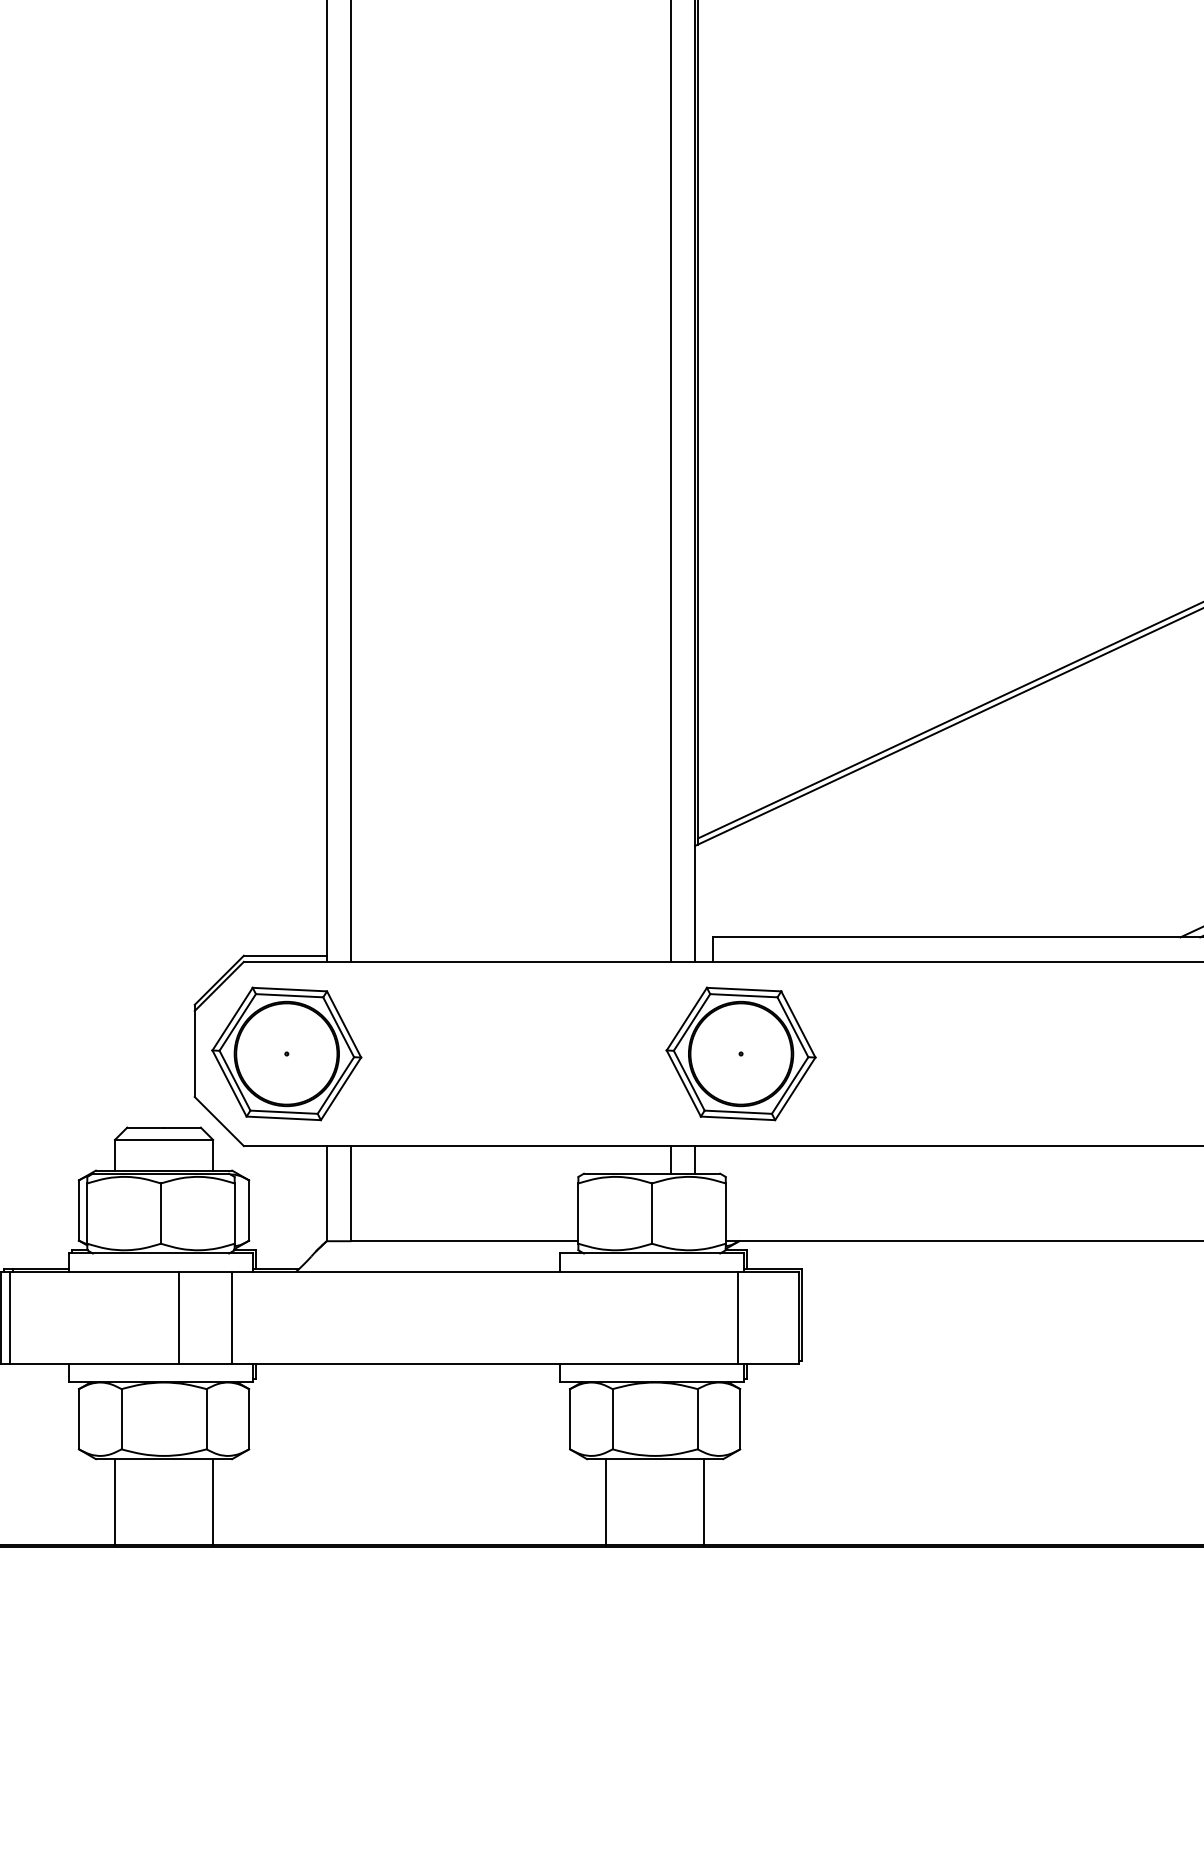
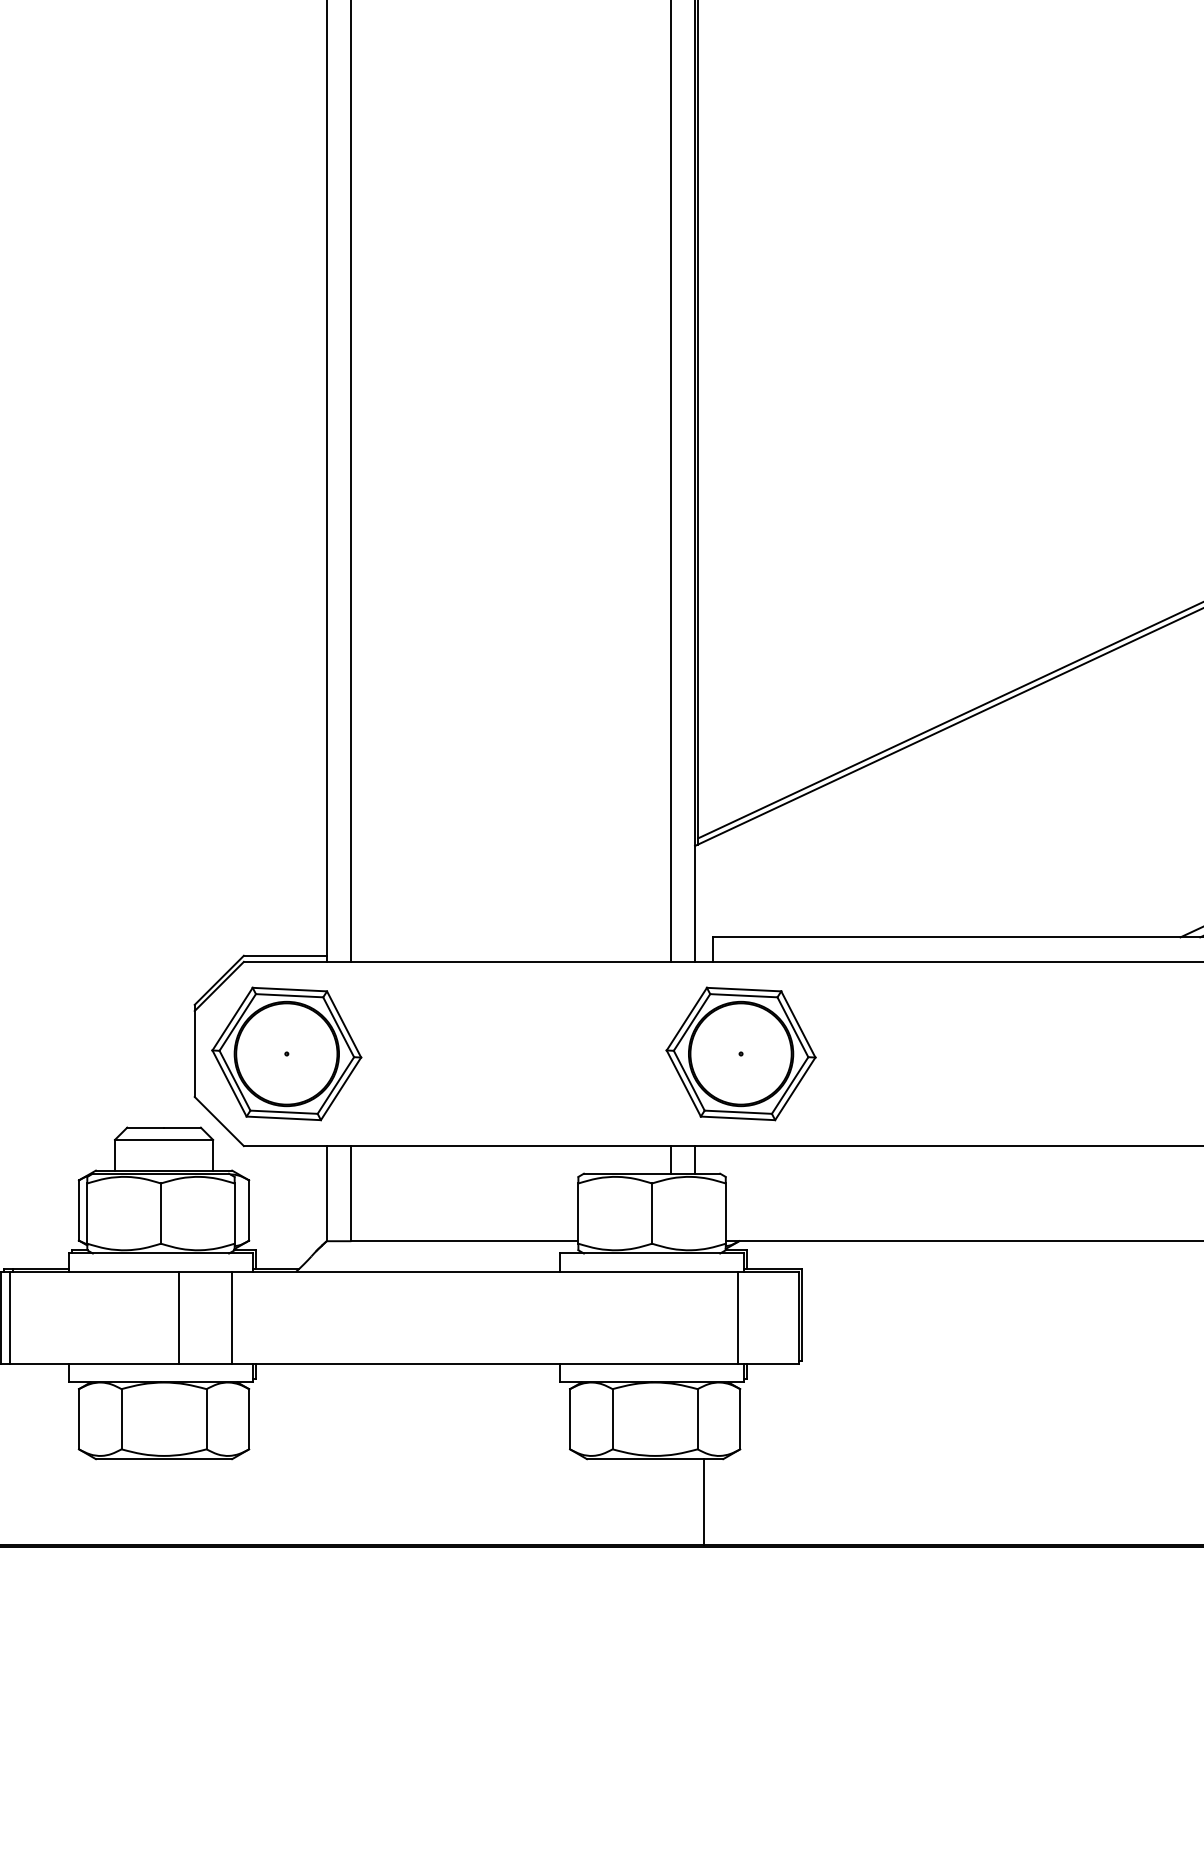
line: present -> none (114, 1502)
line: present -> none (213, 1502)
line: present -> none (606, 1502)
